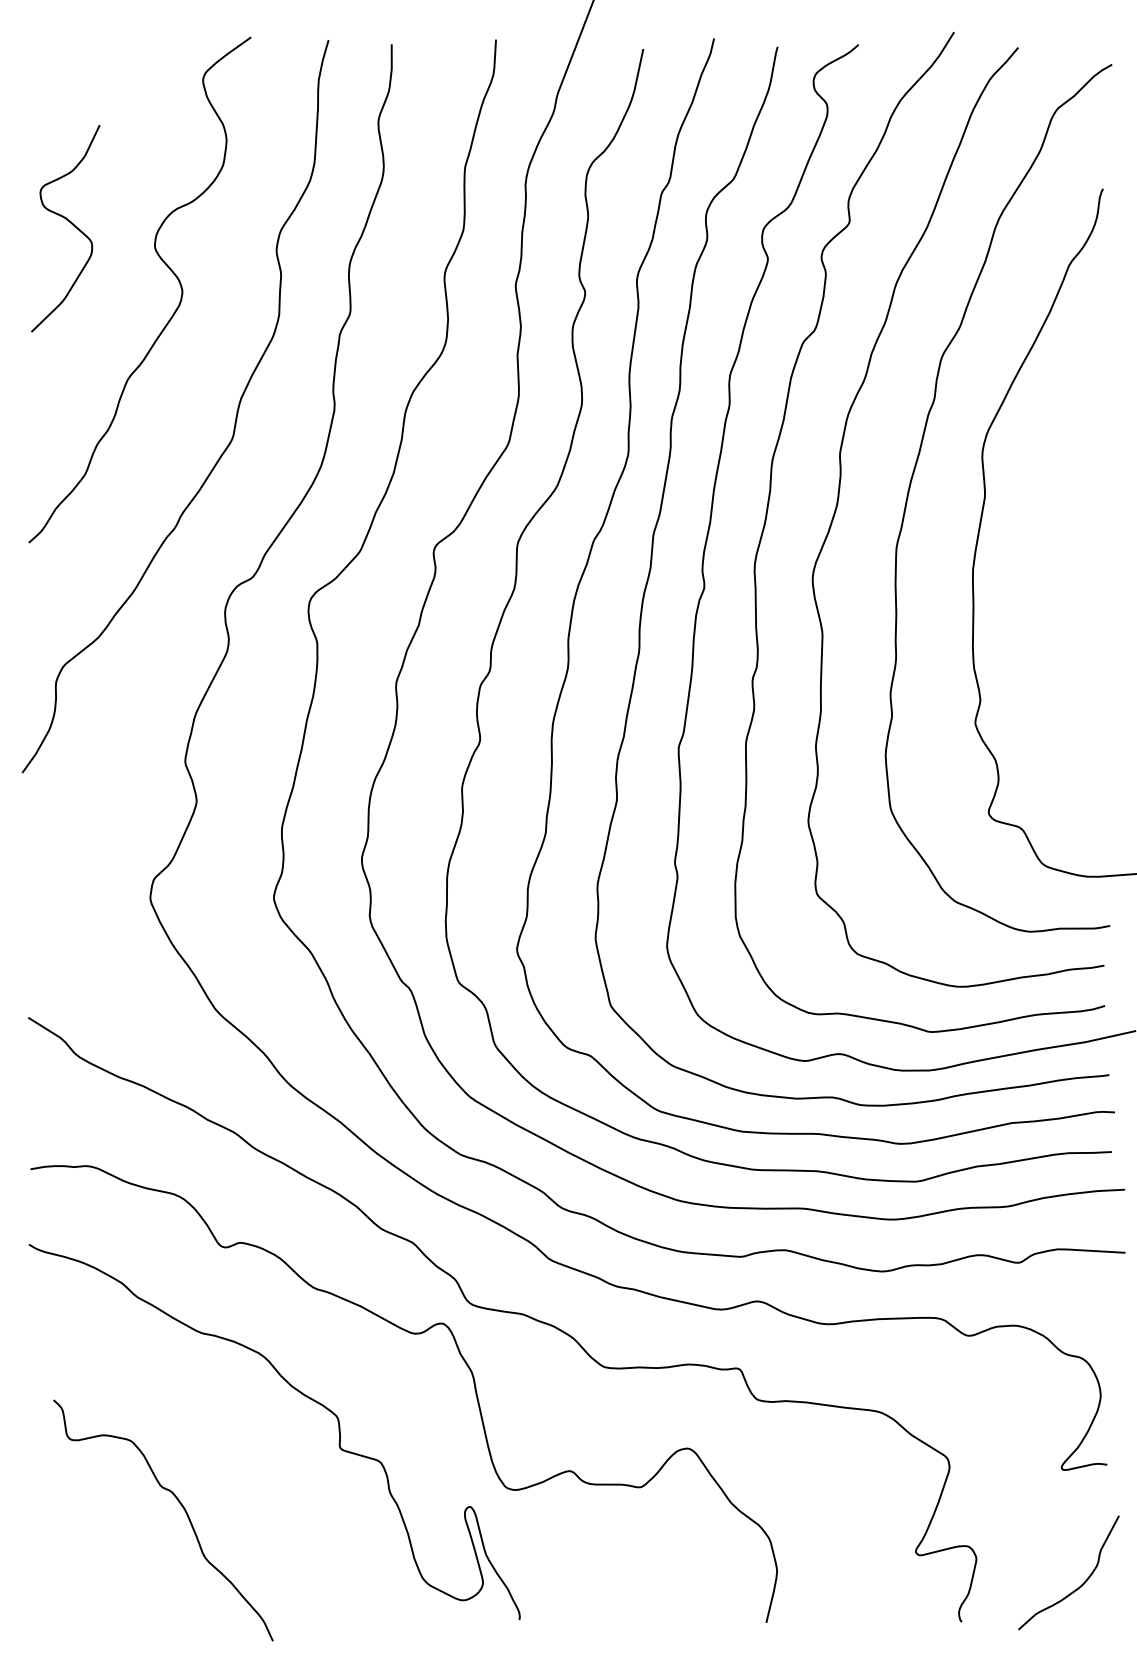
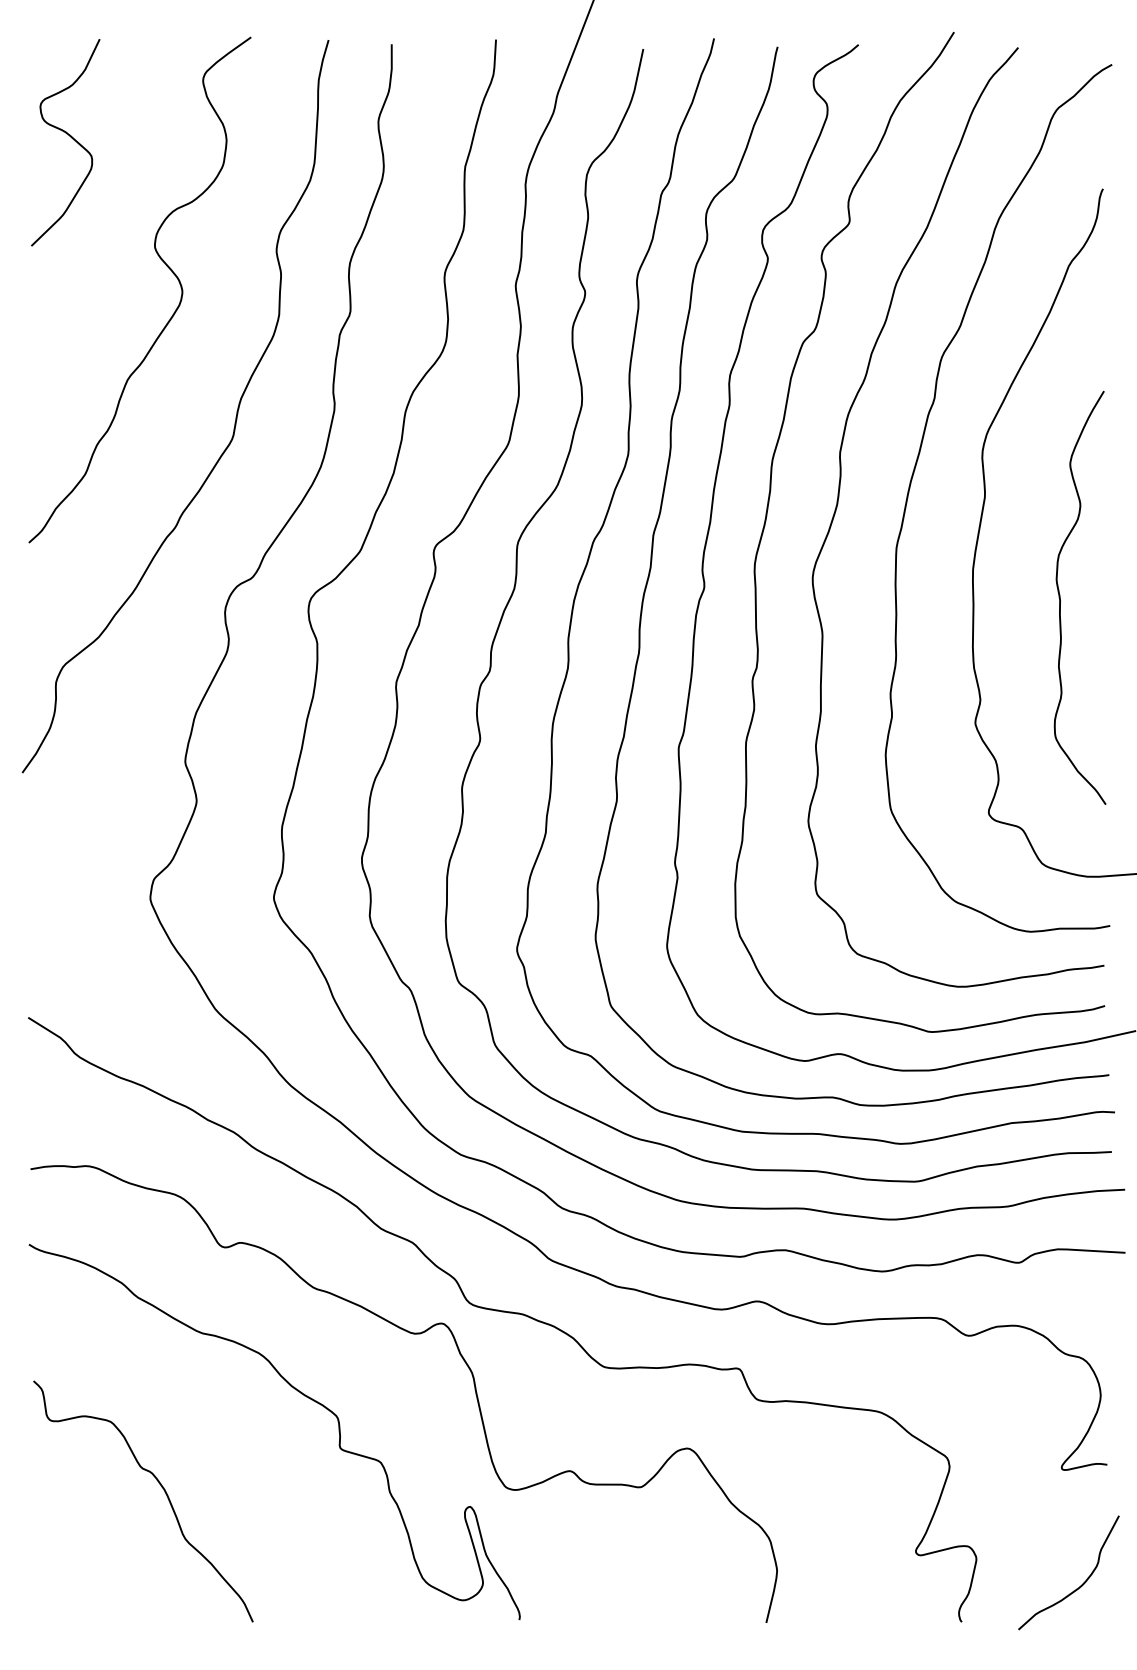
curve position: (70, 223) -> (70, 137) (70, 137)
curve: none -> present (1060, 597)
curve position: (181, 1506) -> (161, 1487) (161, 1487)
